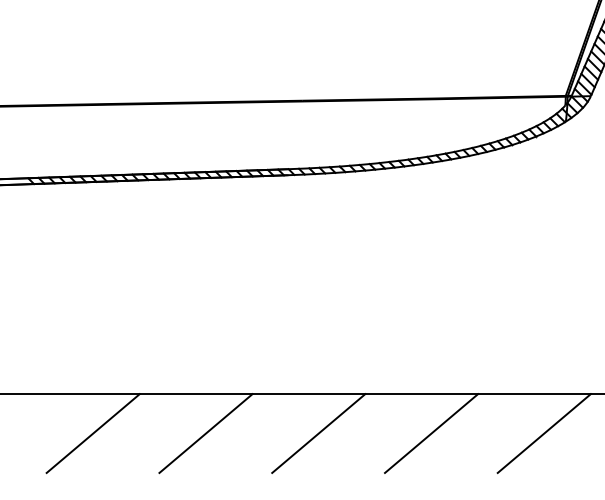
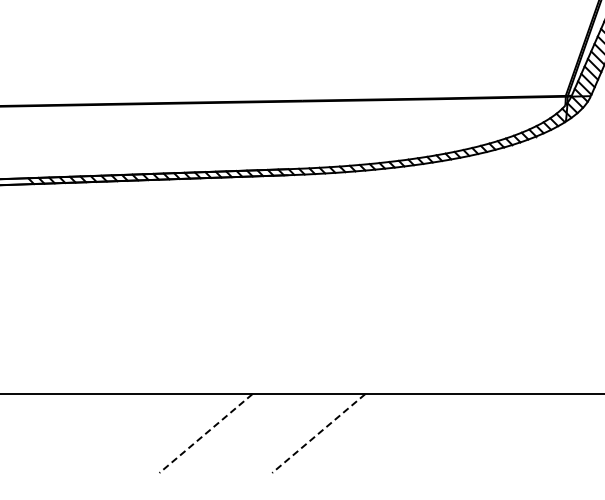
line: present -> none (92, 433)
line: solid -> dashed (205, 433)
line: solid -> dashed (318, 433)
line: present -> none (431, 433)
line: present -> none (543, 433)
